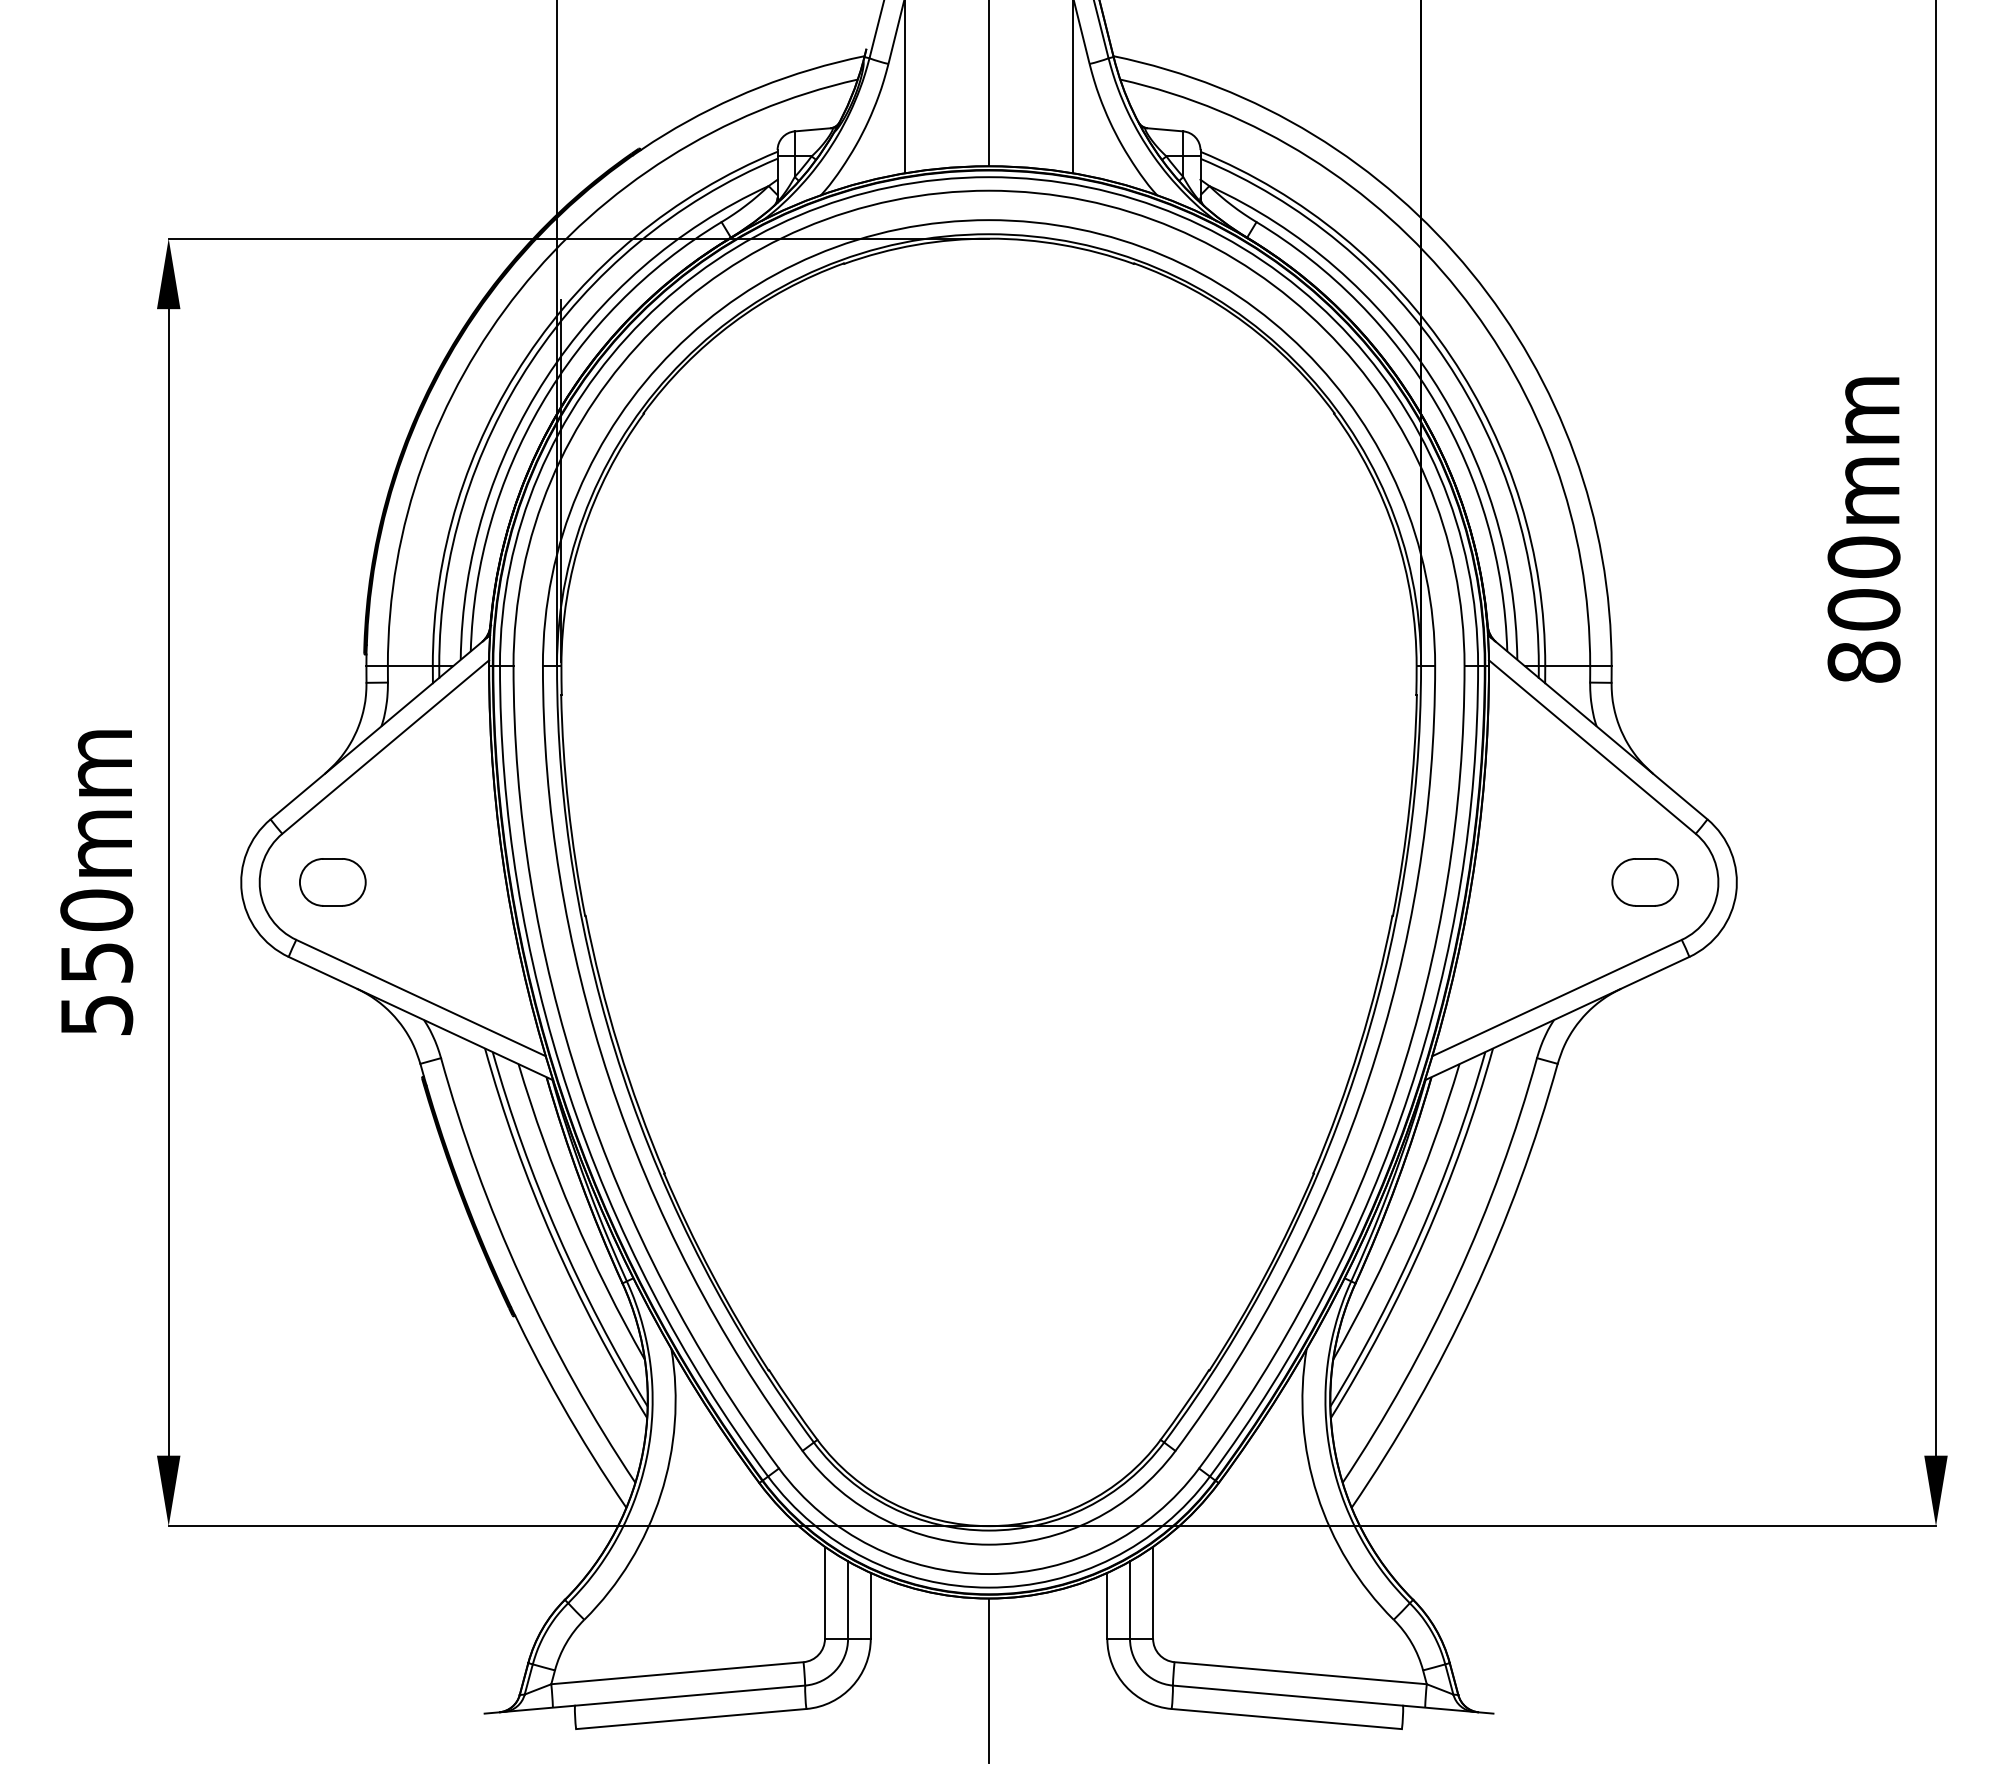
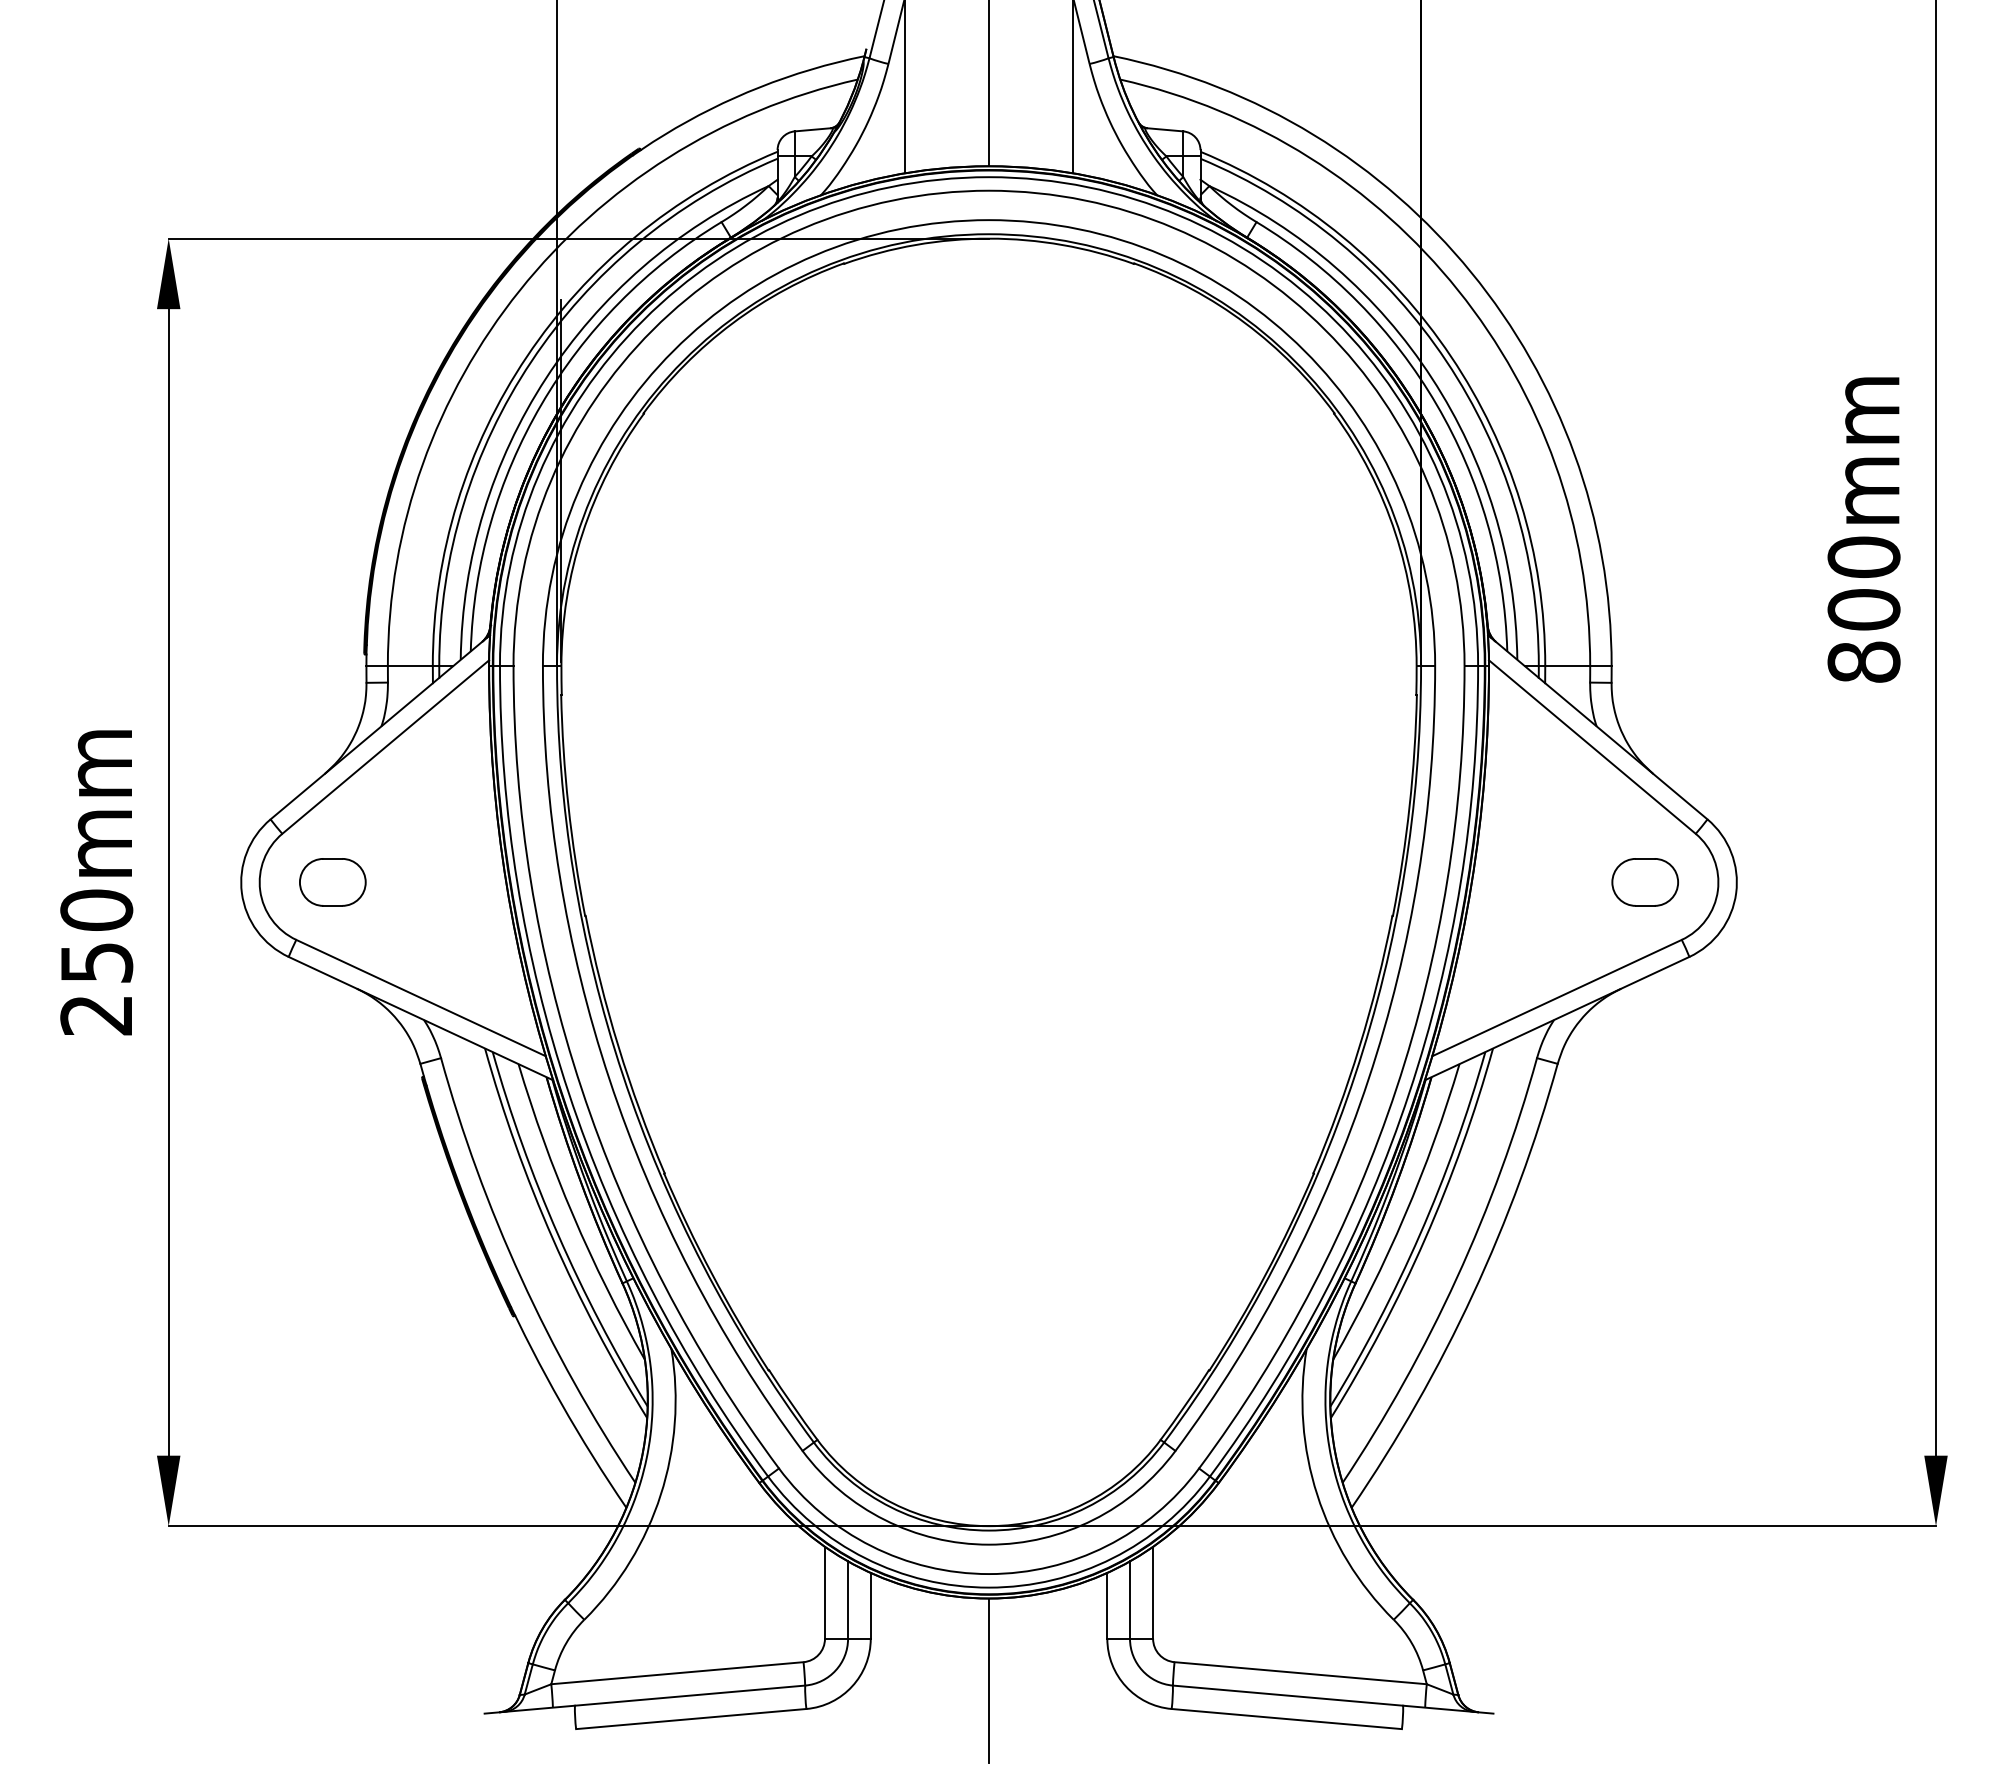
text: 550mm -> 250mm (96, 1015)
